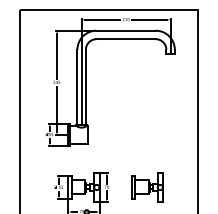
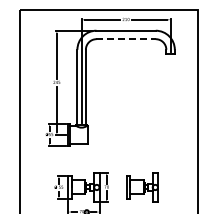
line: solid -> dashed (126, 39)
part position: (147, 187) -> (142, 187) (142, 187)
